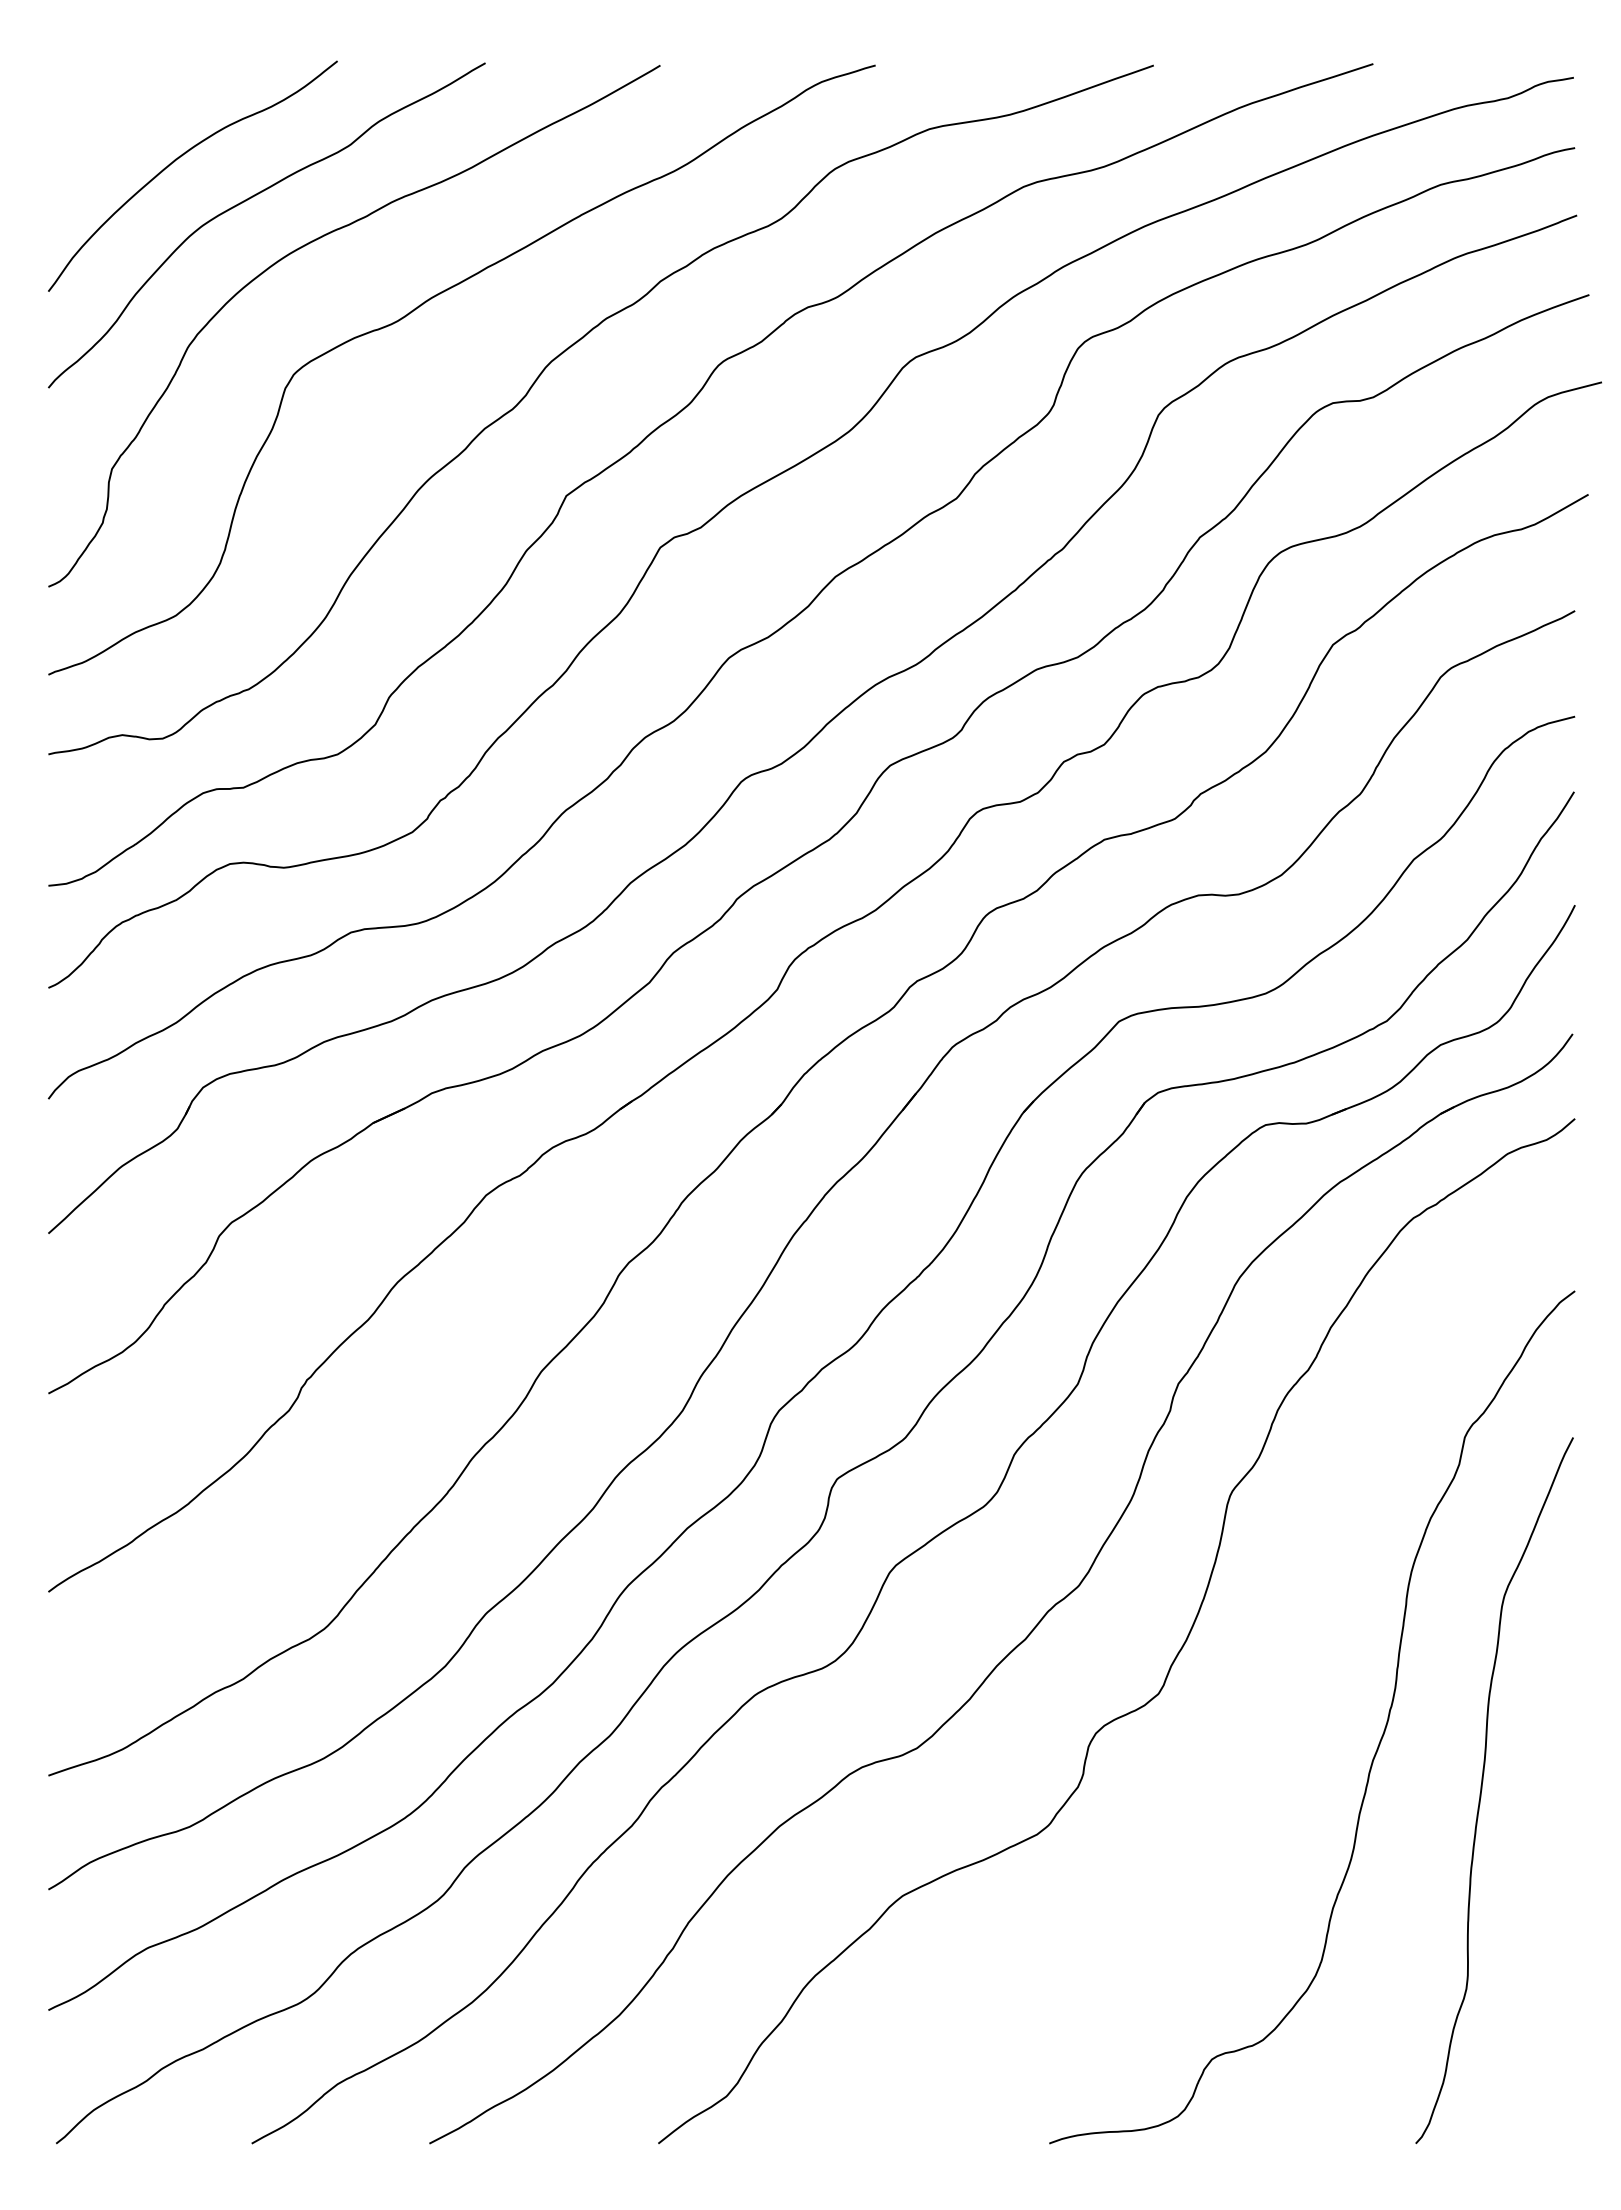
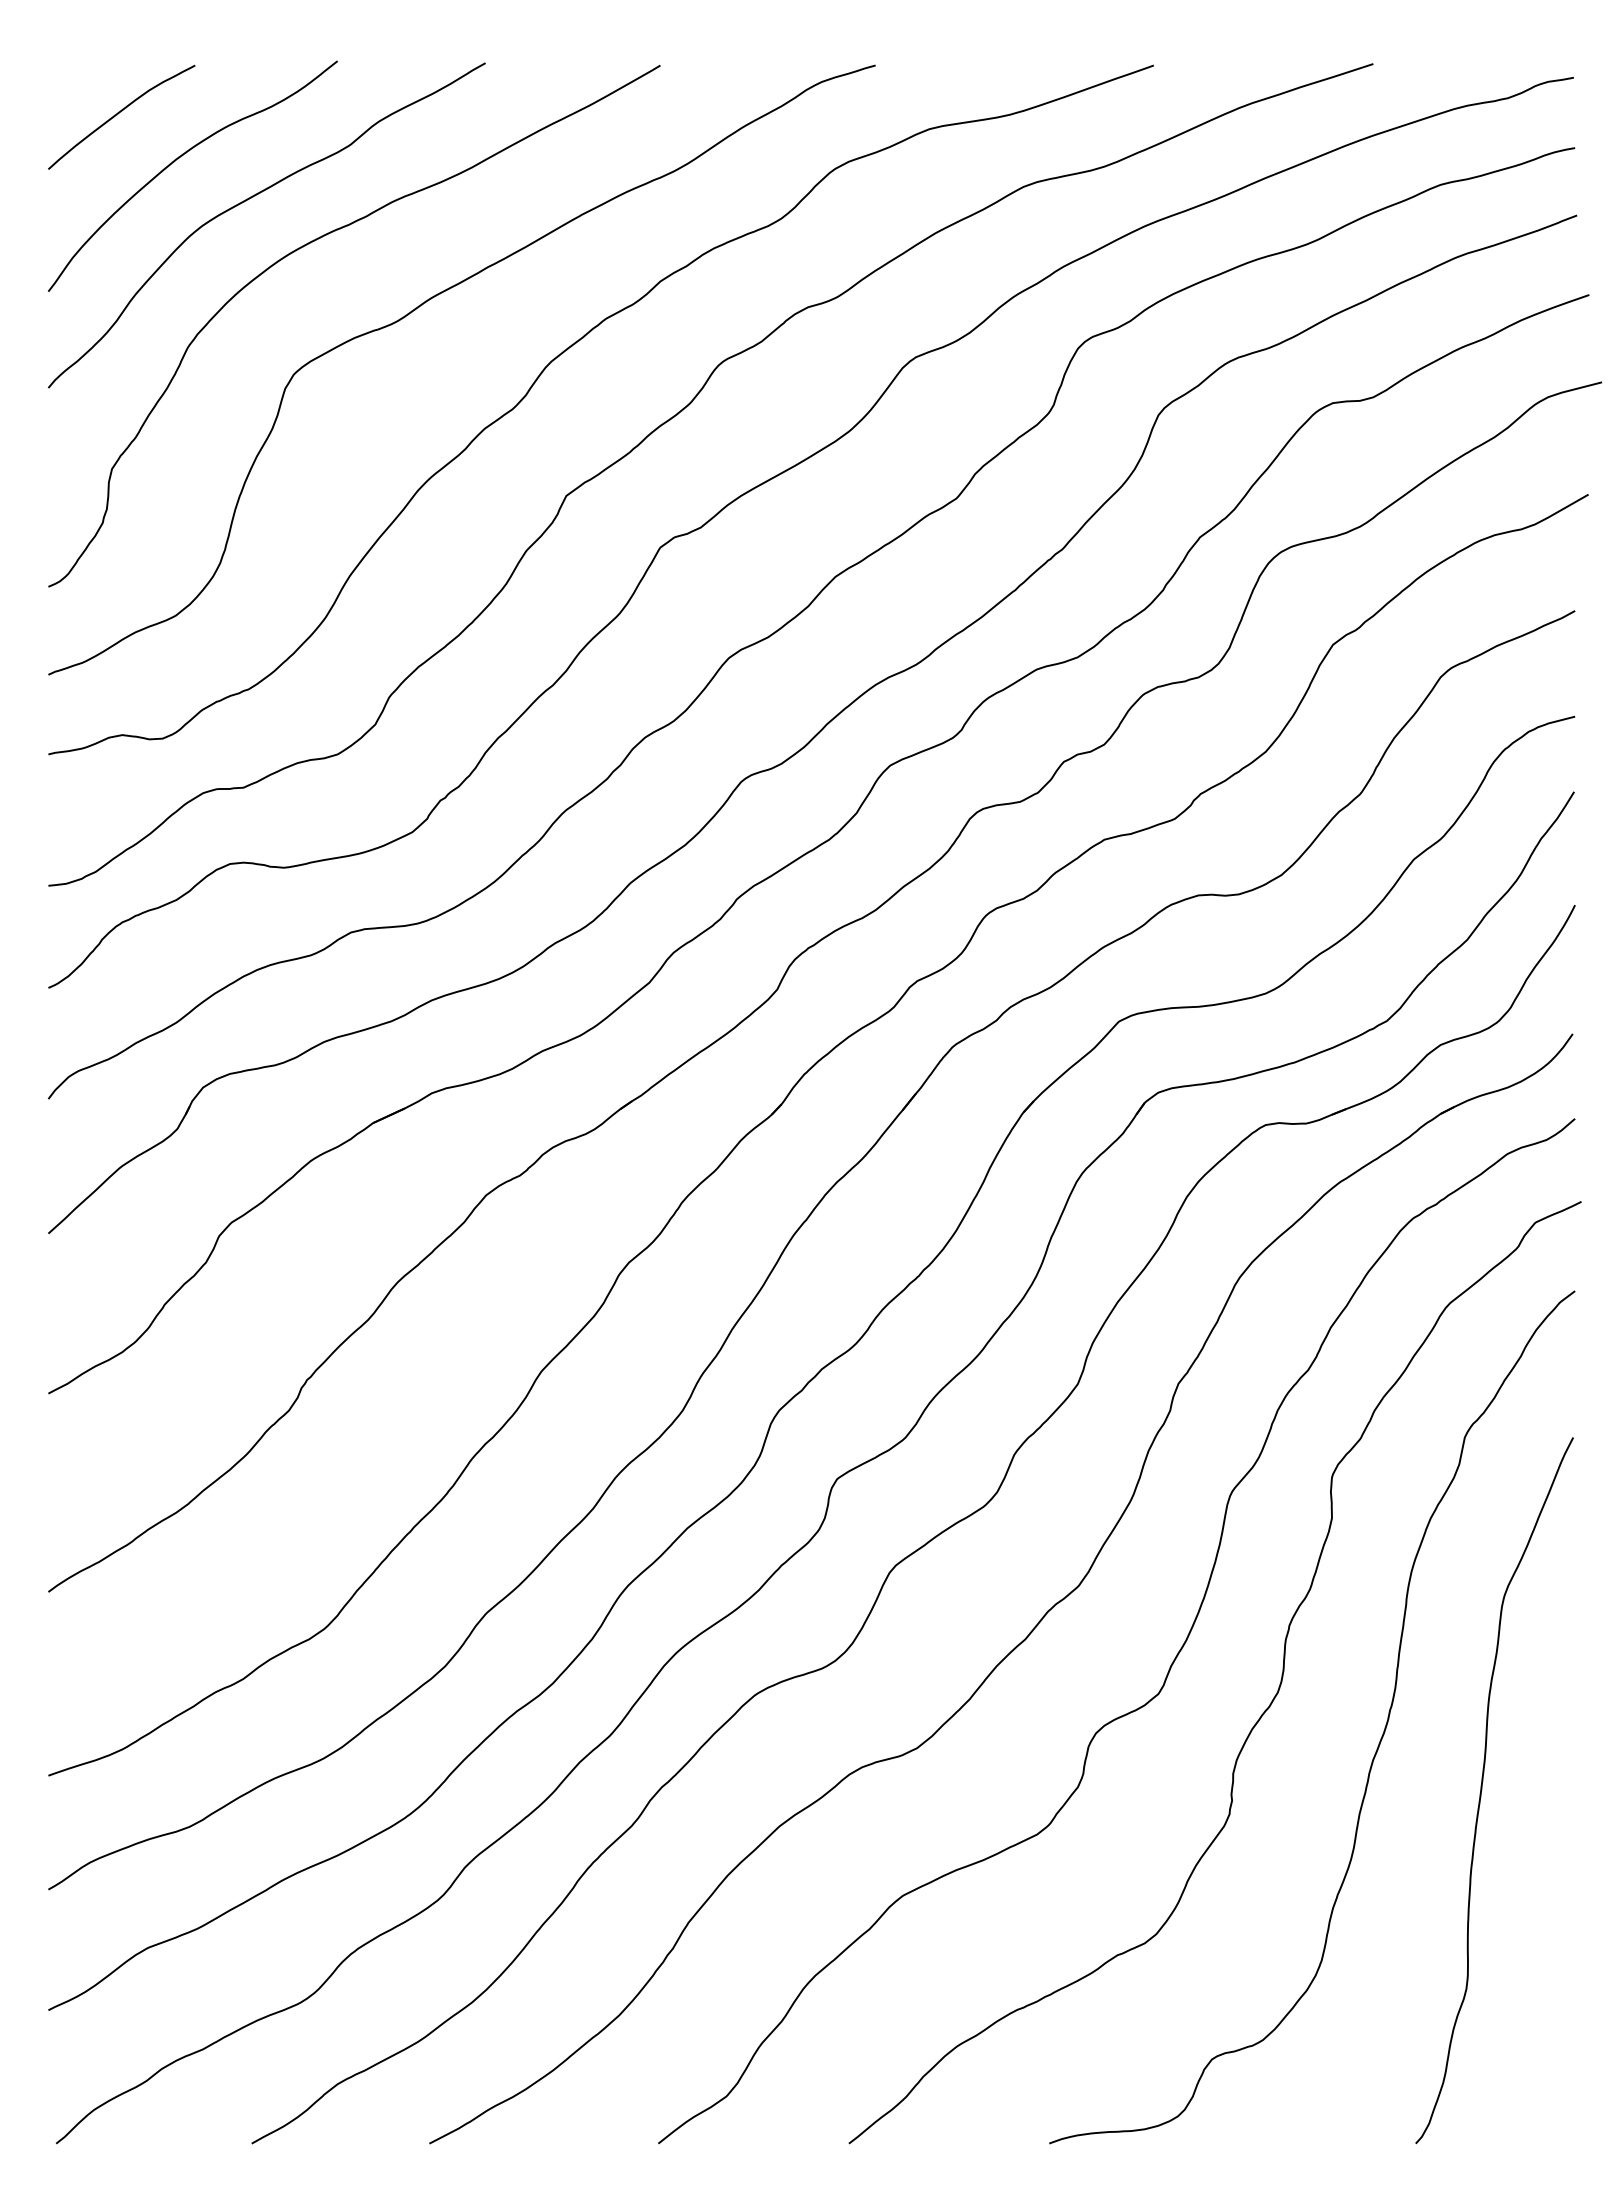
curve: none -> present (119, 113)
curve: none -> present (1264, 1710)
